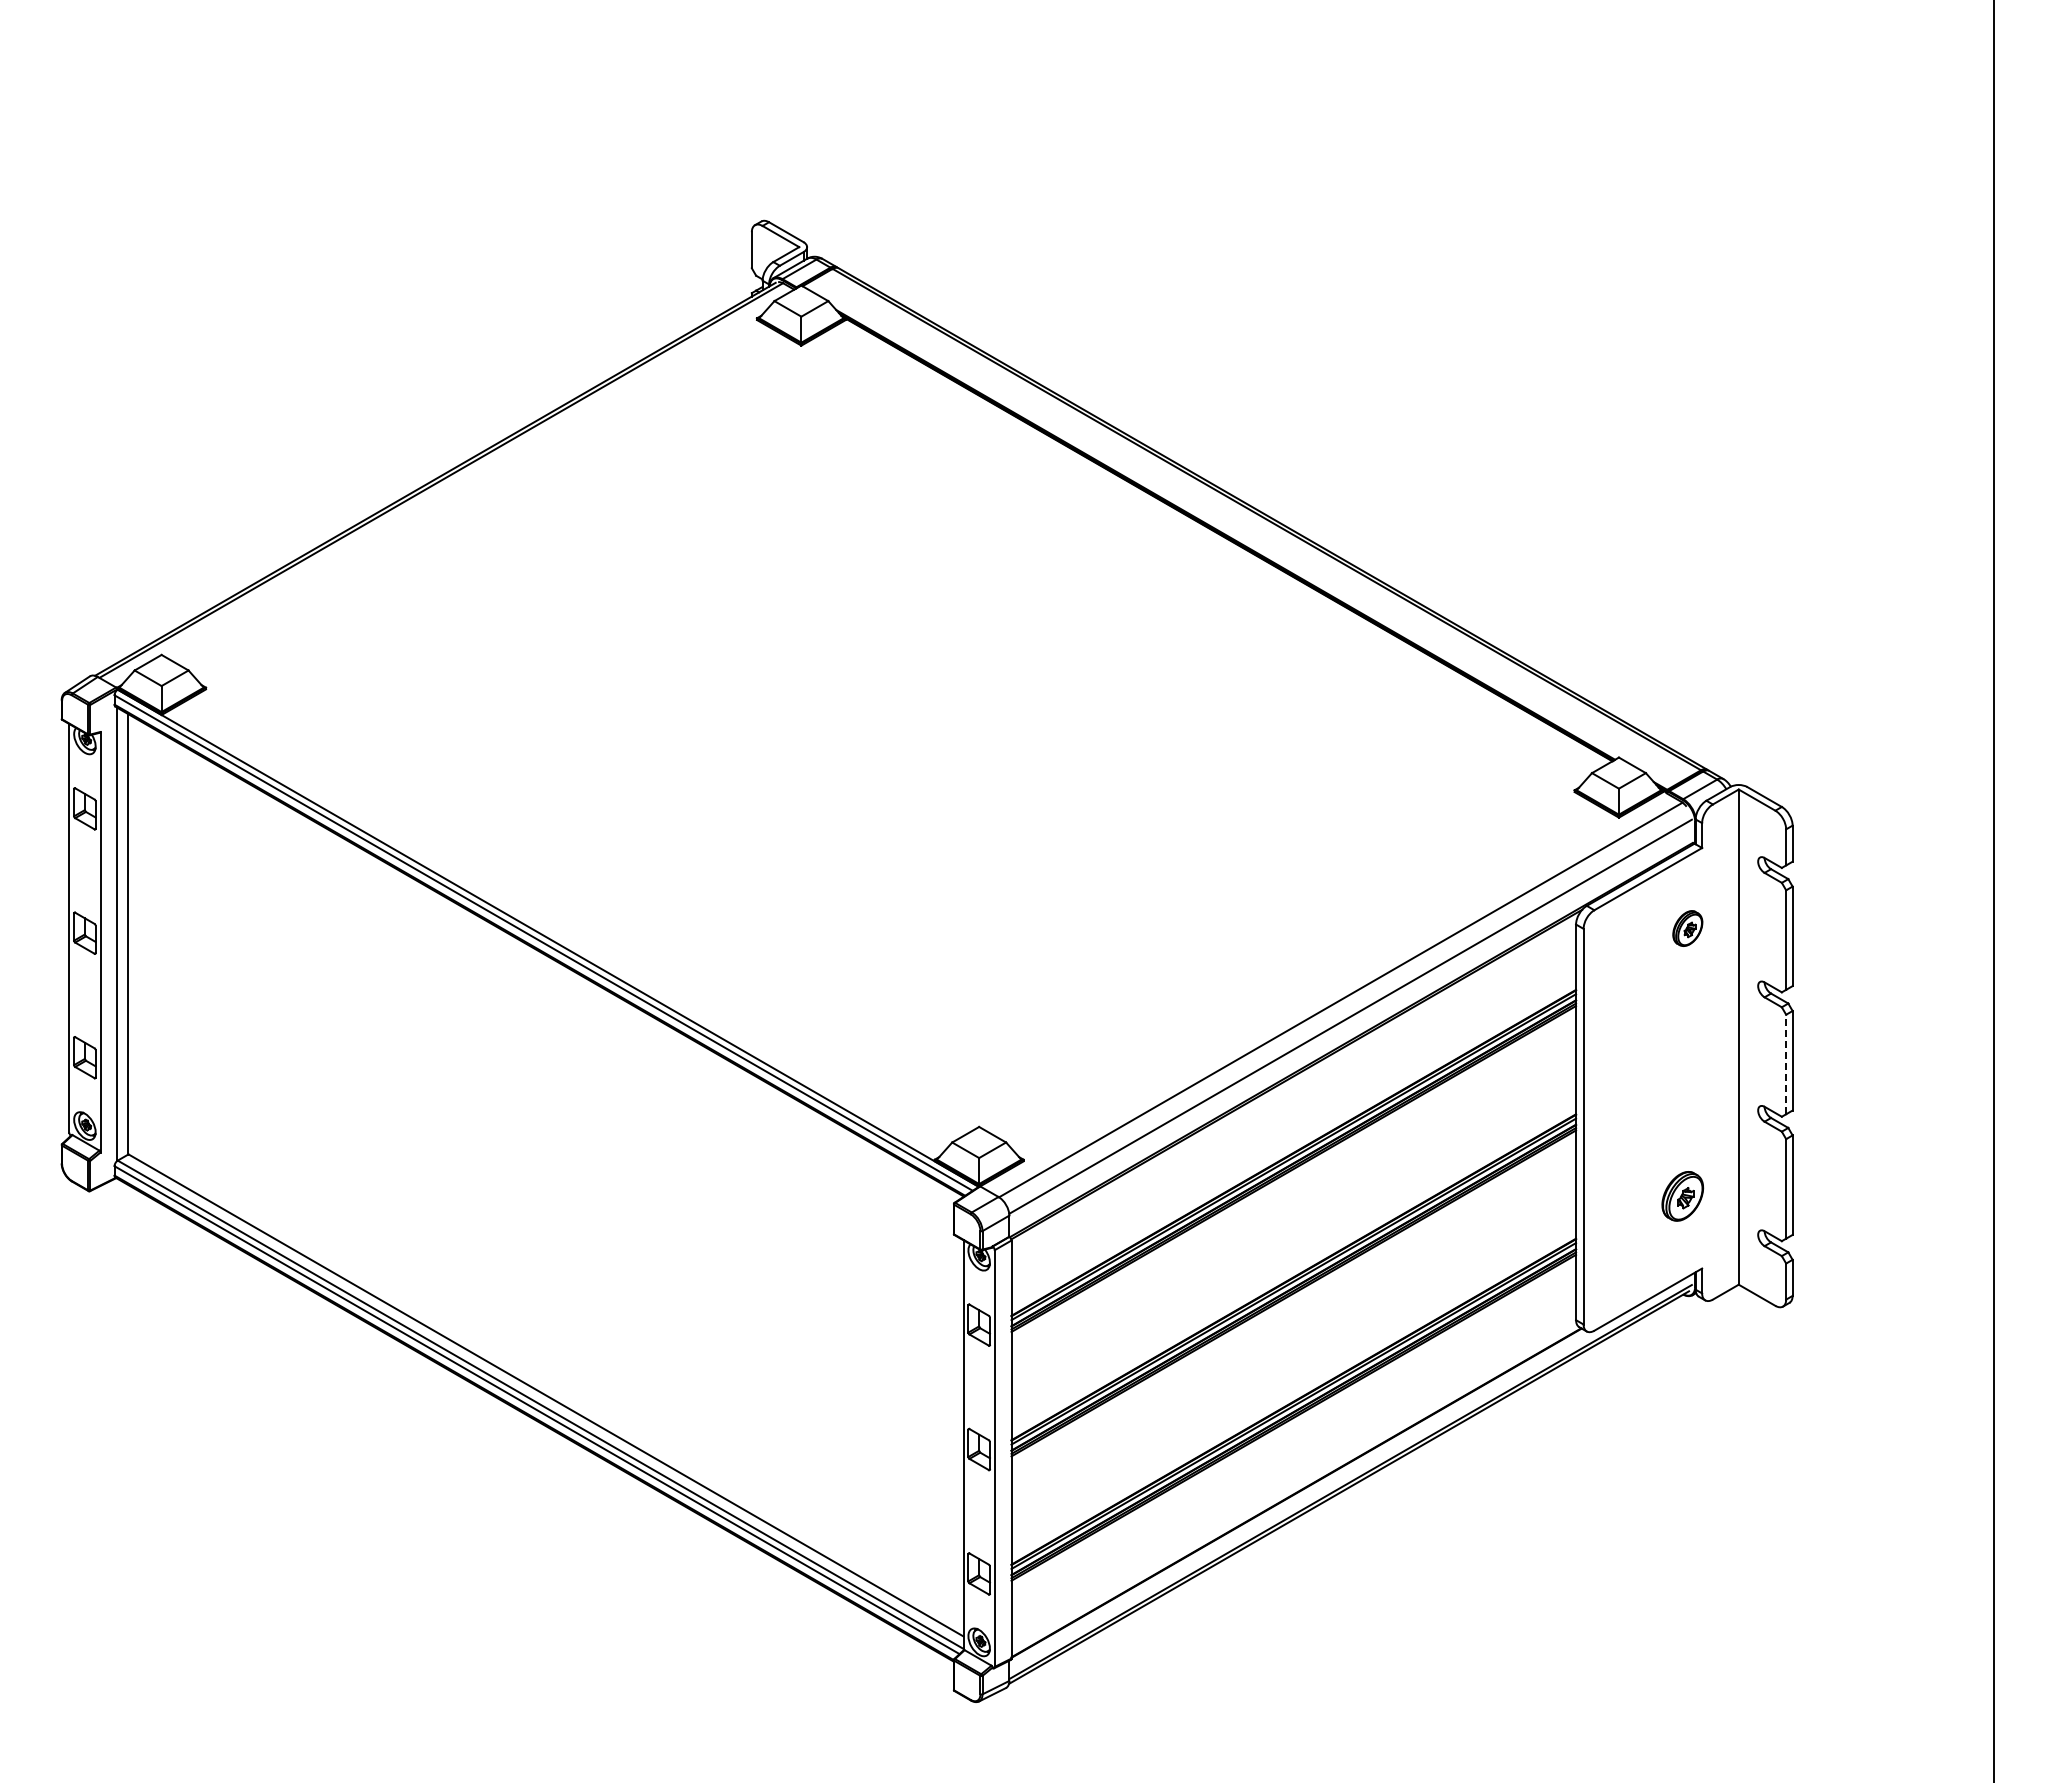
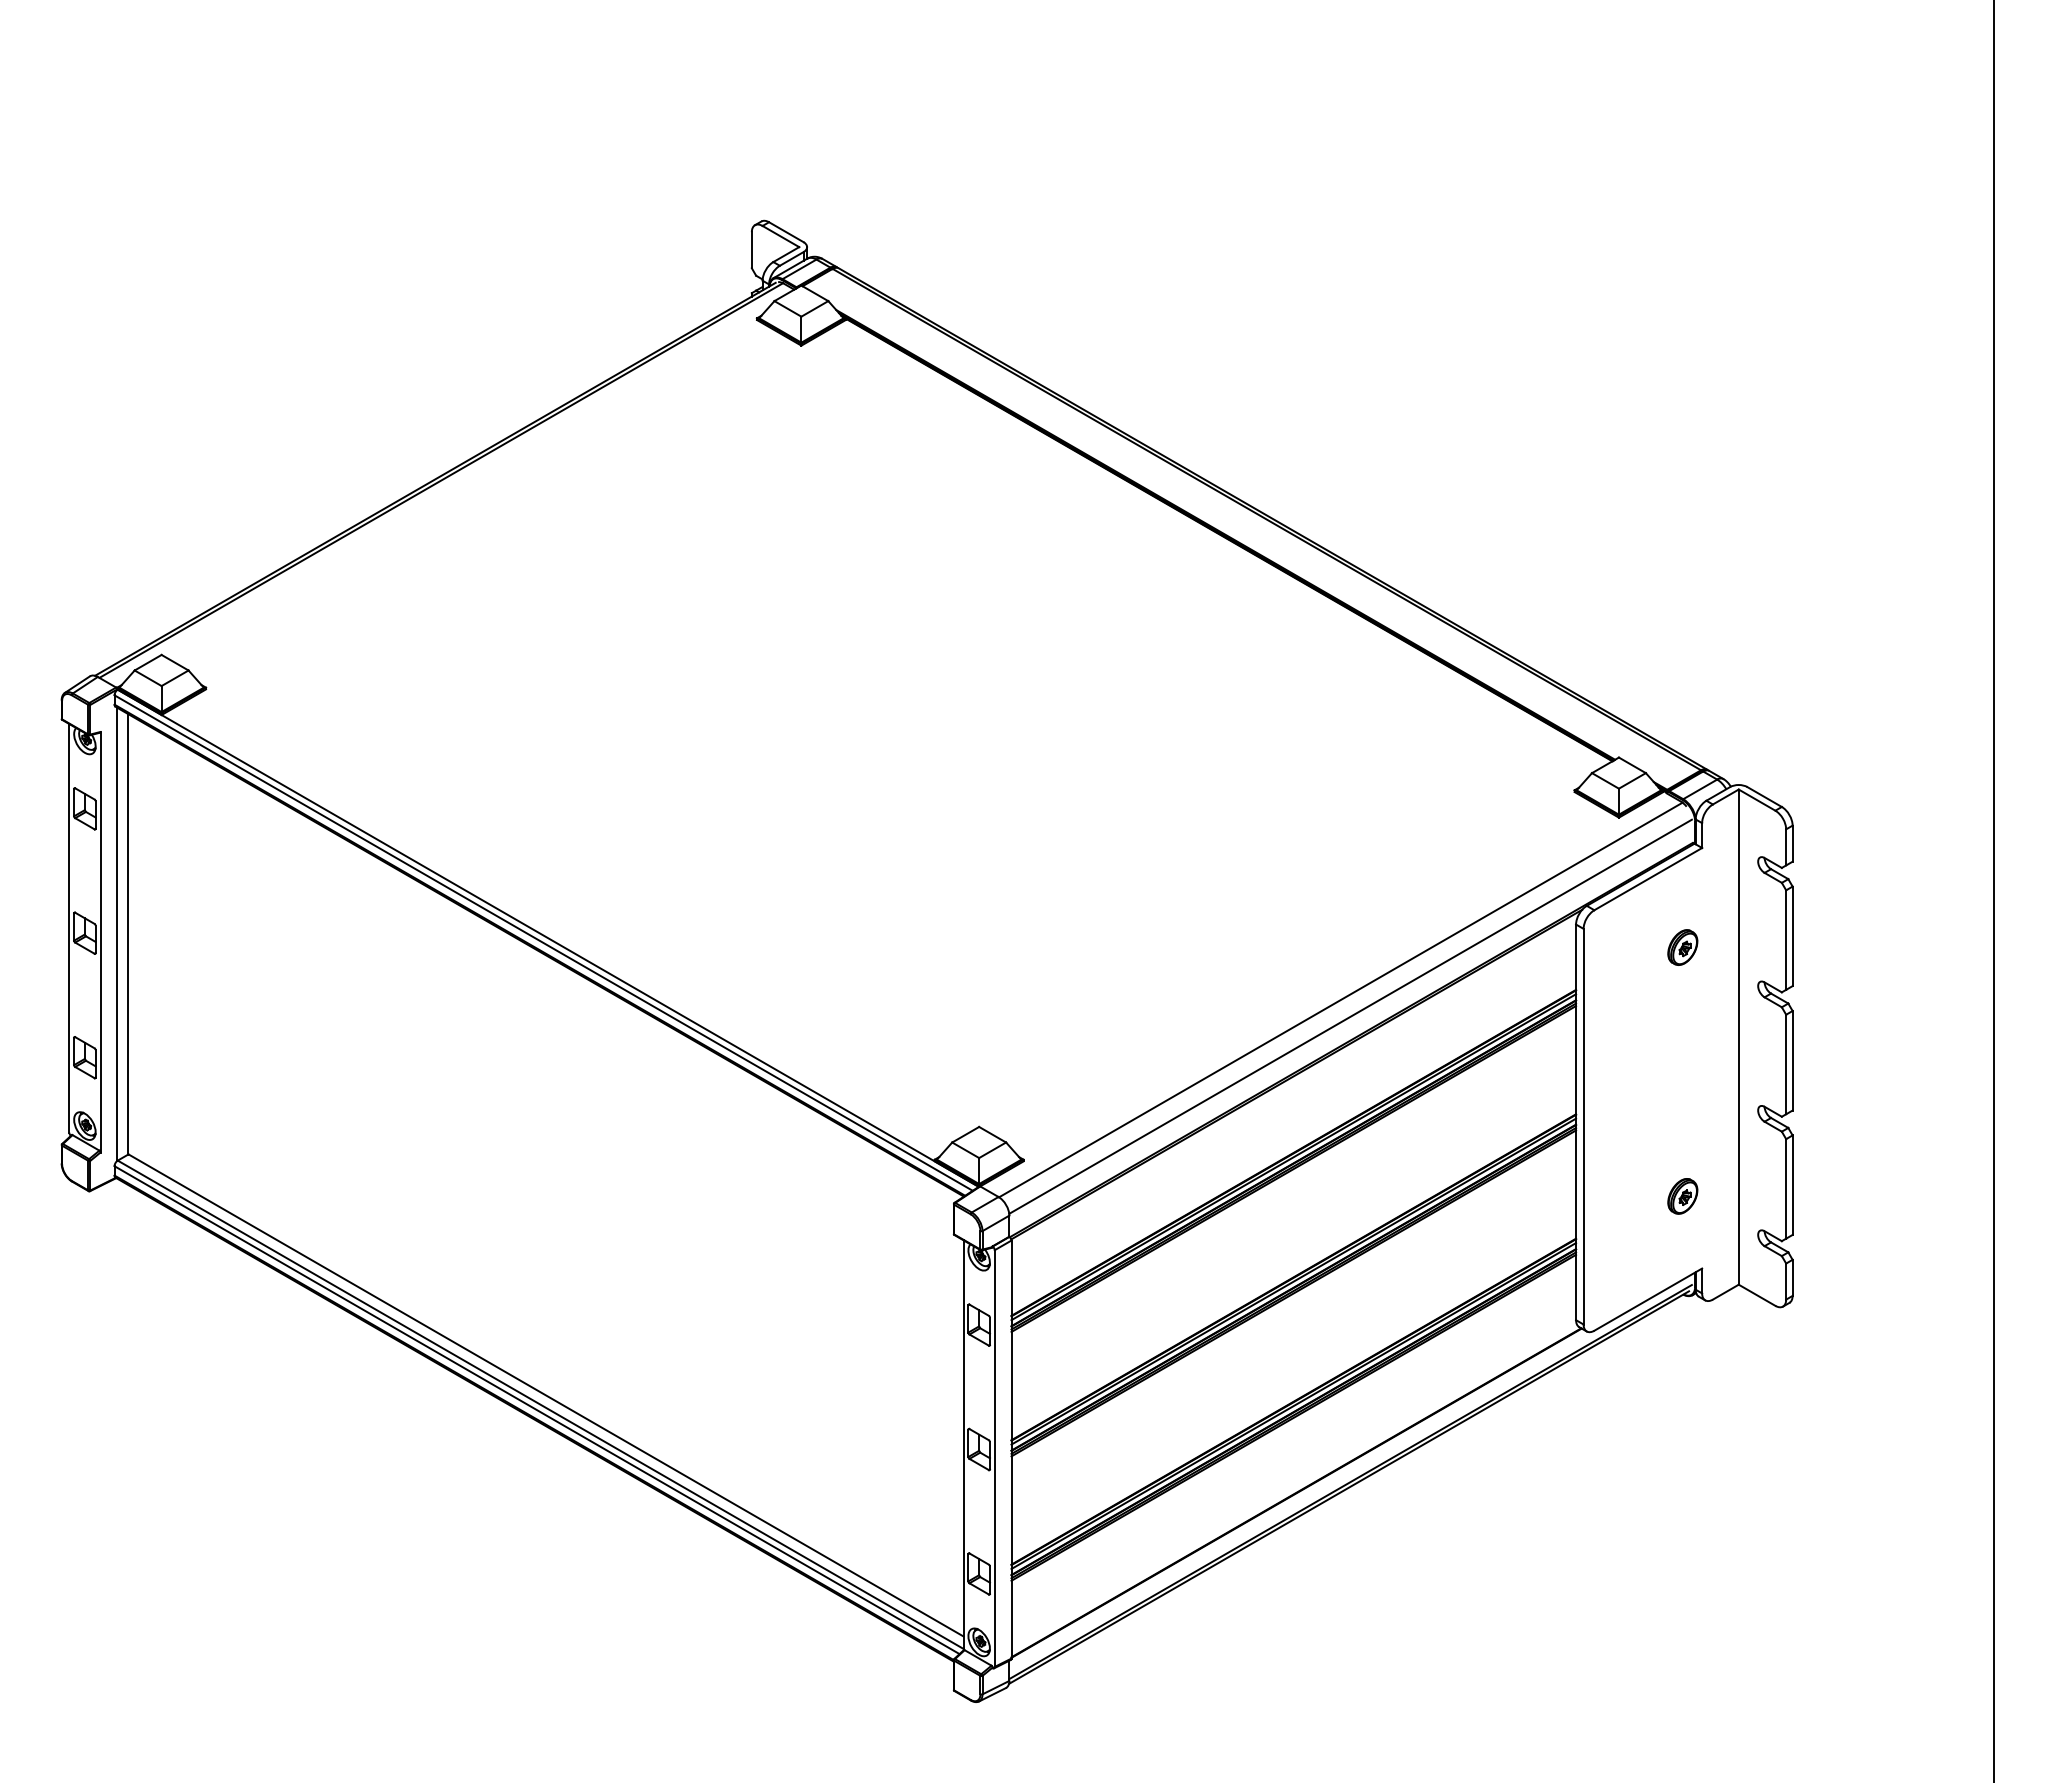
part position: (1687, 928) -> (1682, 947) (1682, 947)
line: dashed -> solid (1786, 1064)
part size: 44x51 px -> 32x37 px (1682, 1196)
